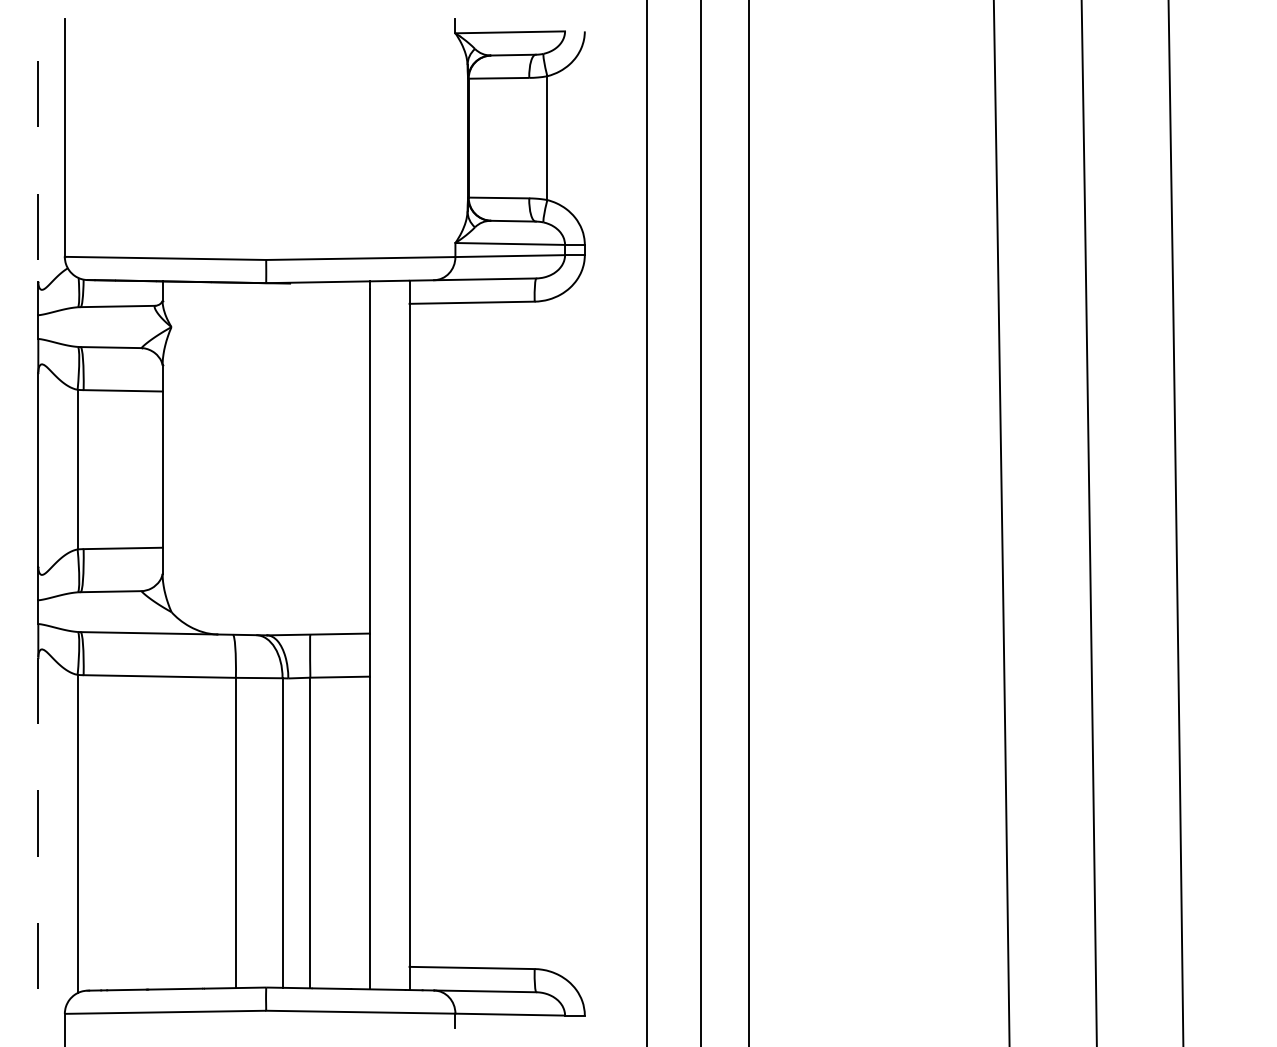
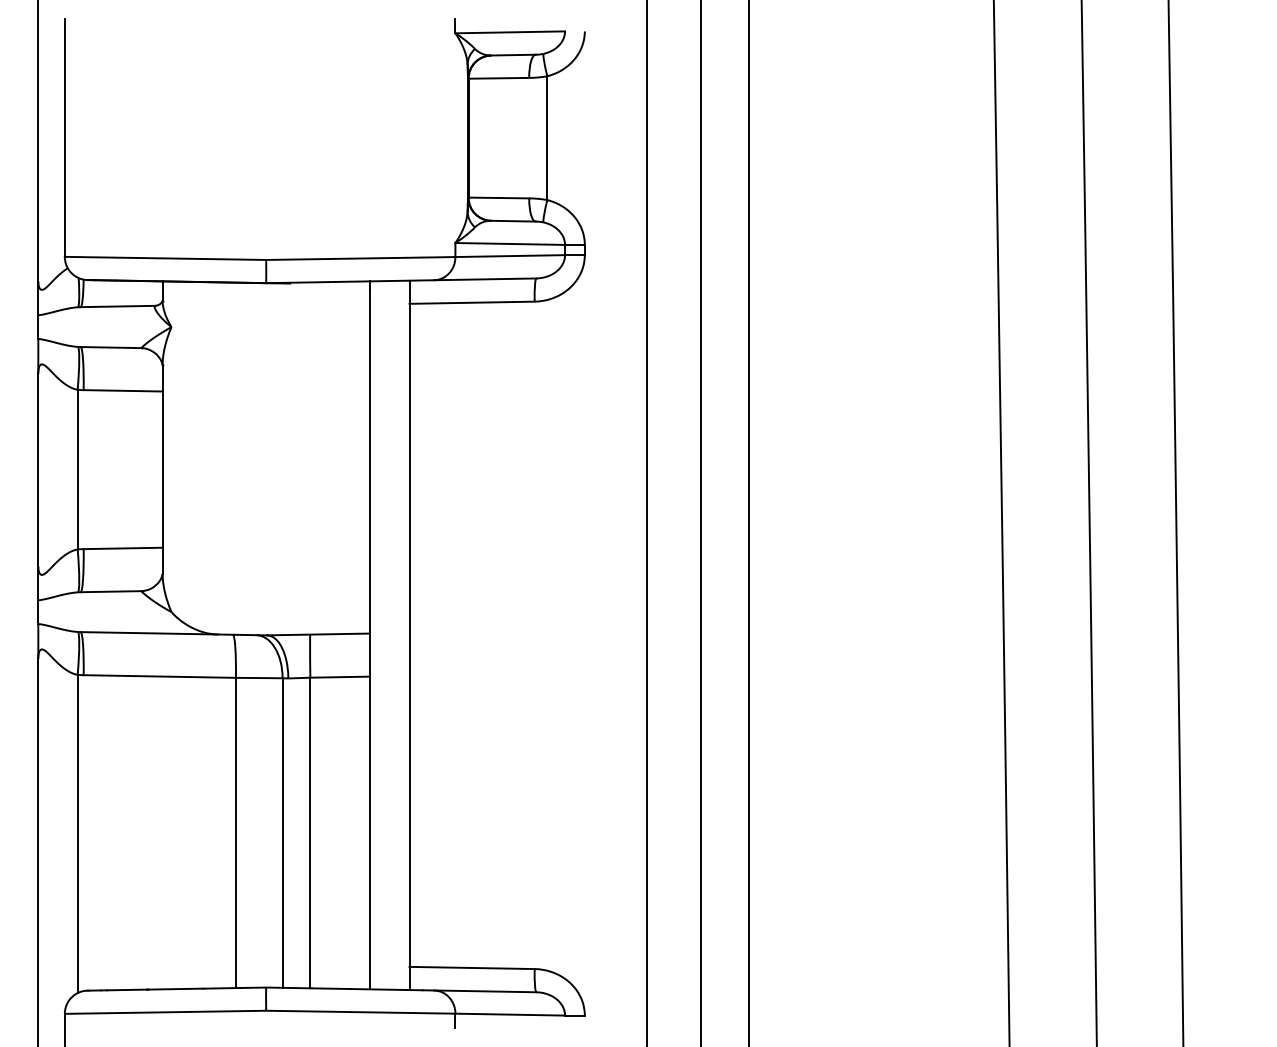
line: dashed -> solid (38, 141)
line: dashed -> solid (38, 852)
